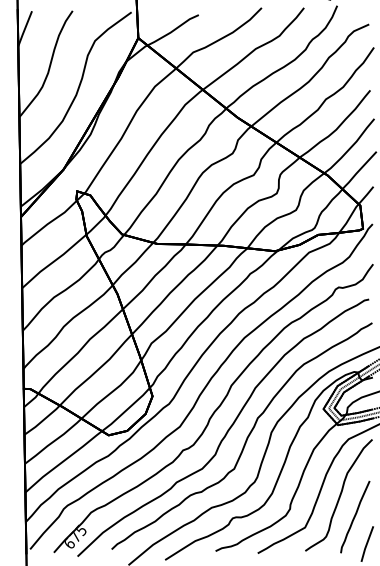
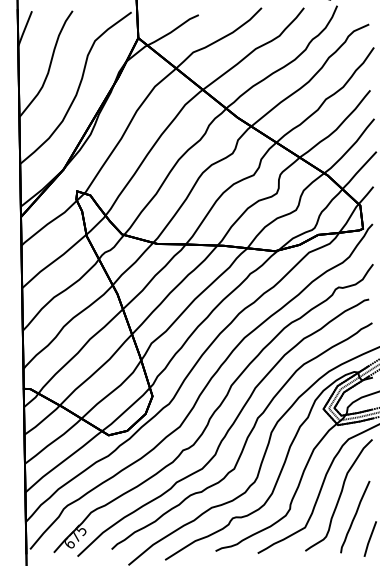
line position: (366, 543) -> (369, 538) (369, 538)
